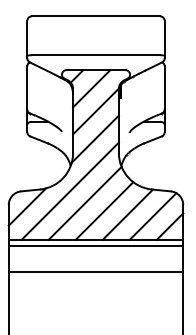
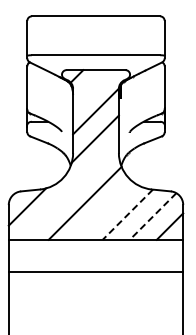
line: present -> none (91, 88)
line: present -> none (69, 190)
line: present -> none (104, 210)
line: solid -> dashed (127, 214)
line: solid -> dashed (153, 216)
line: present -> none (95, 245)
